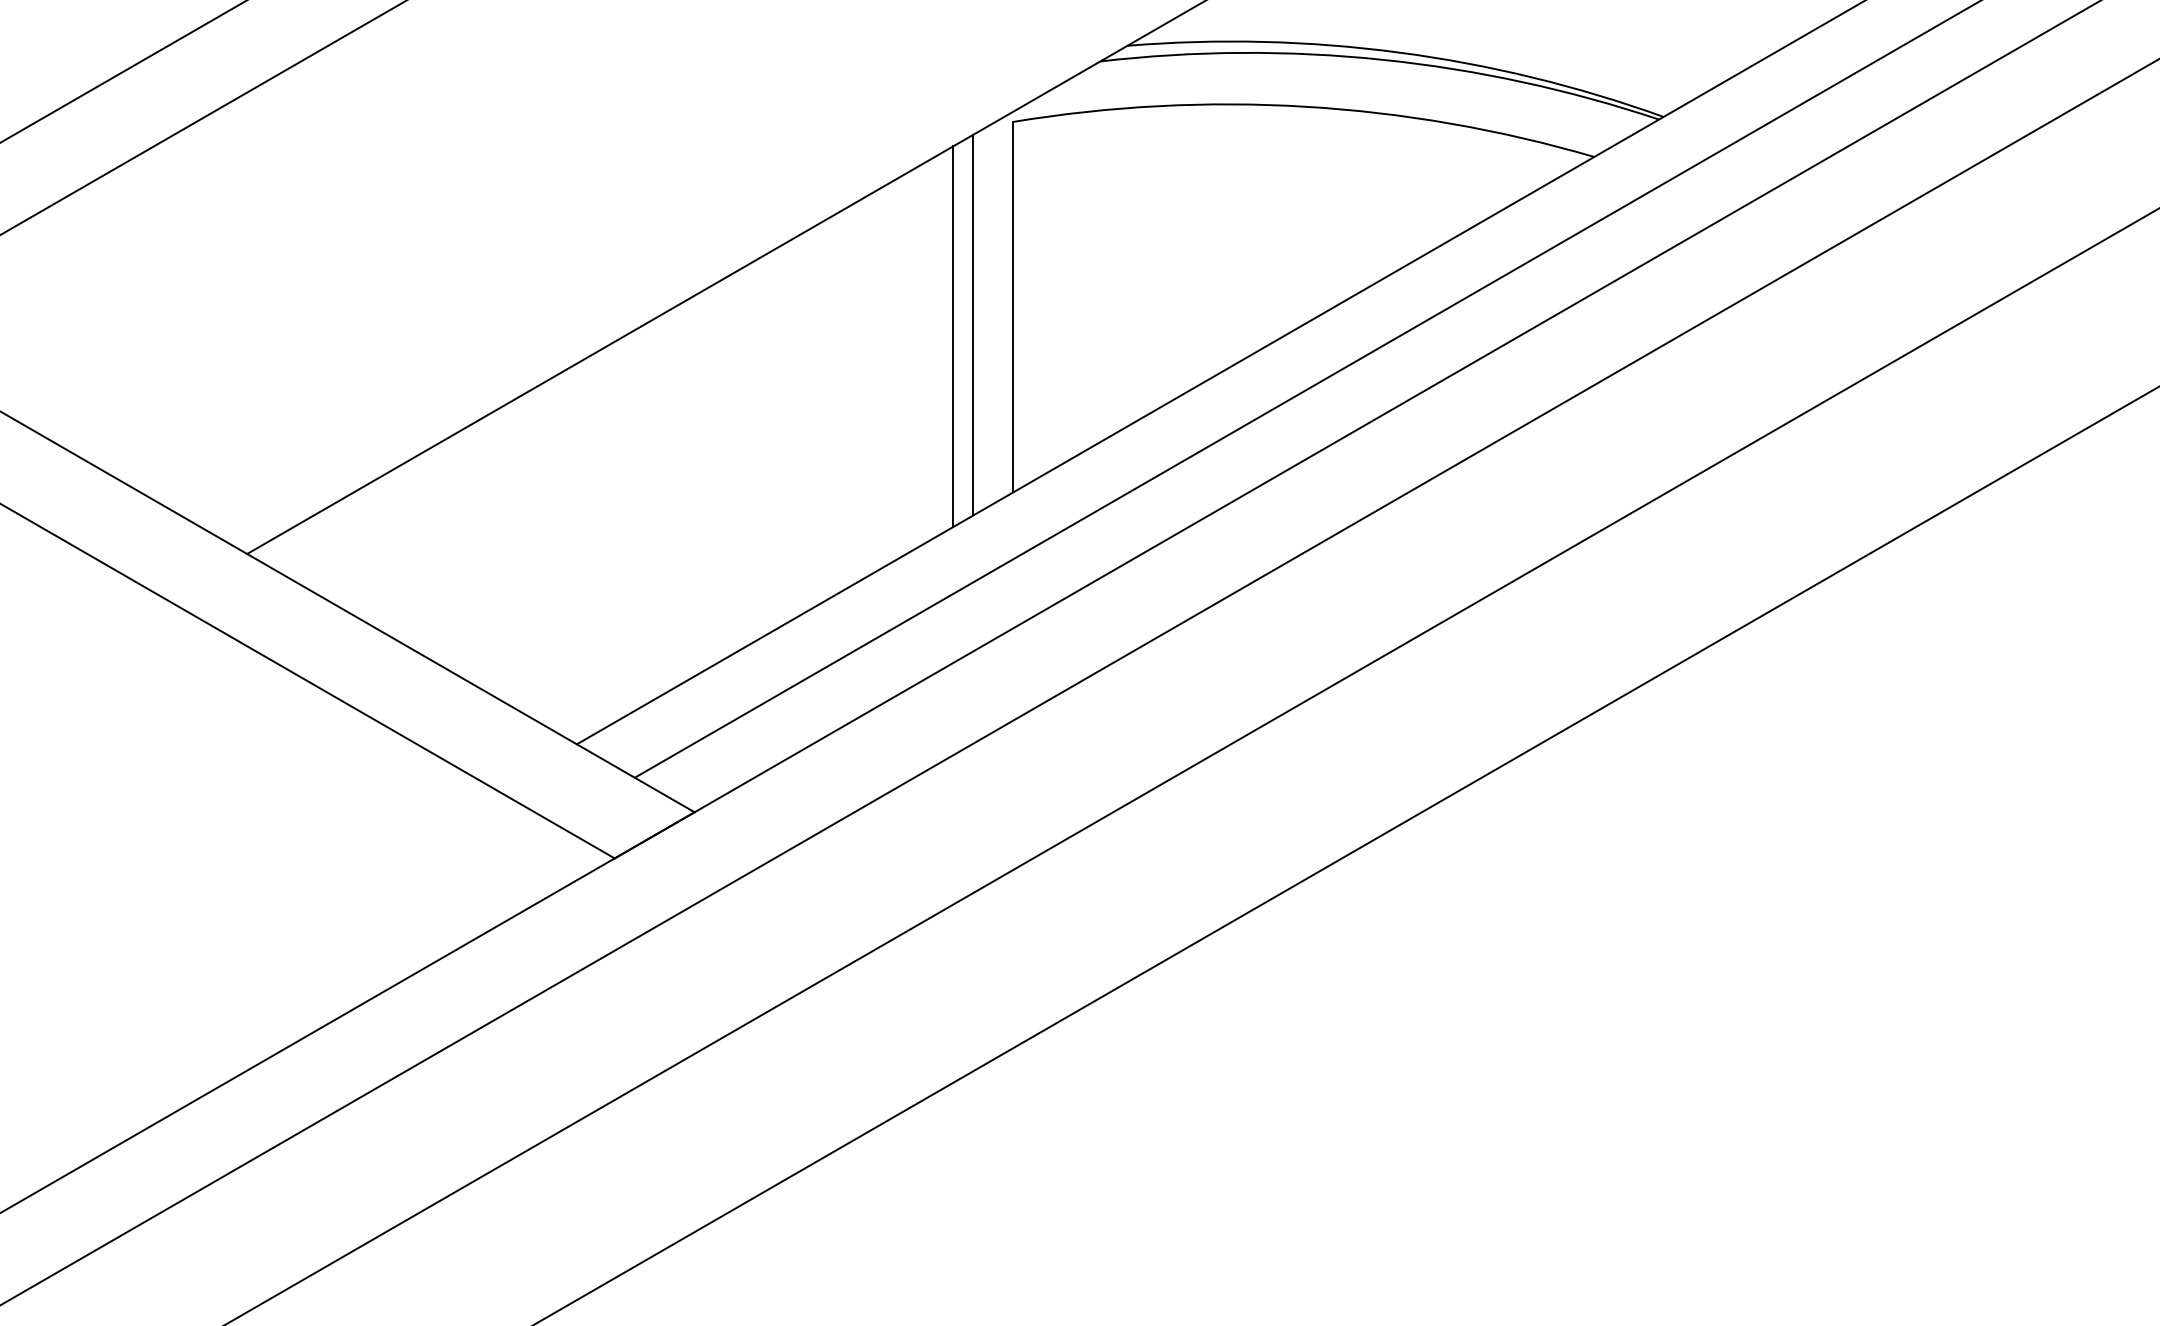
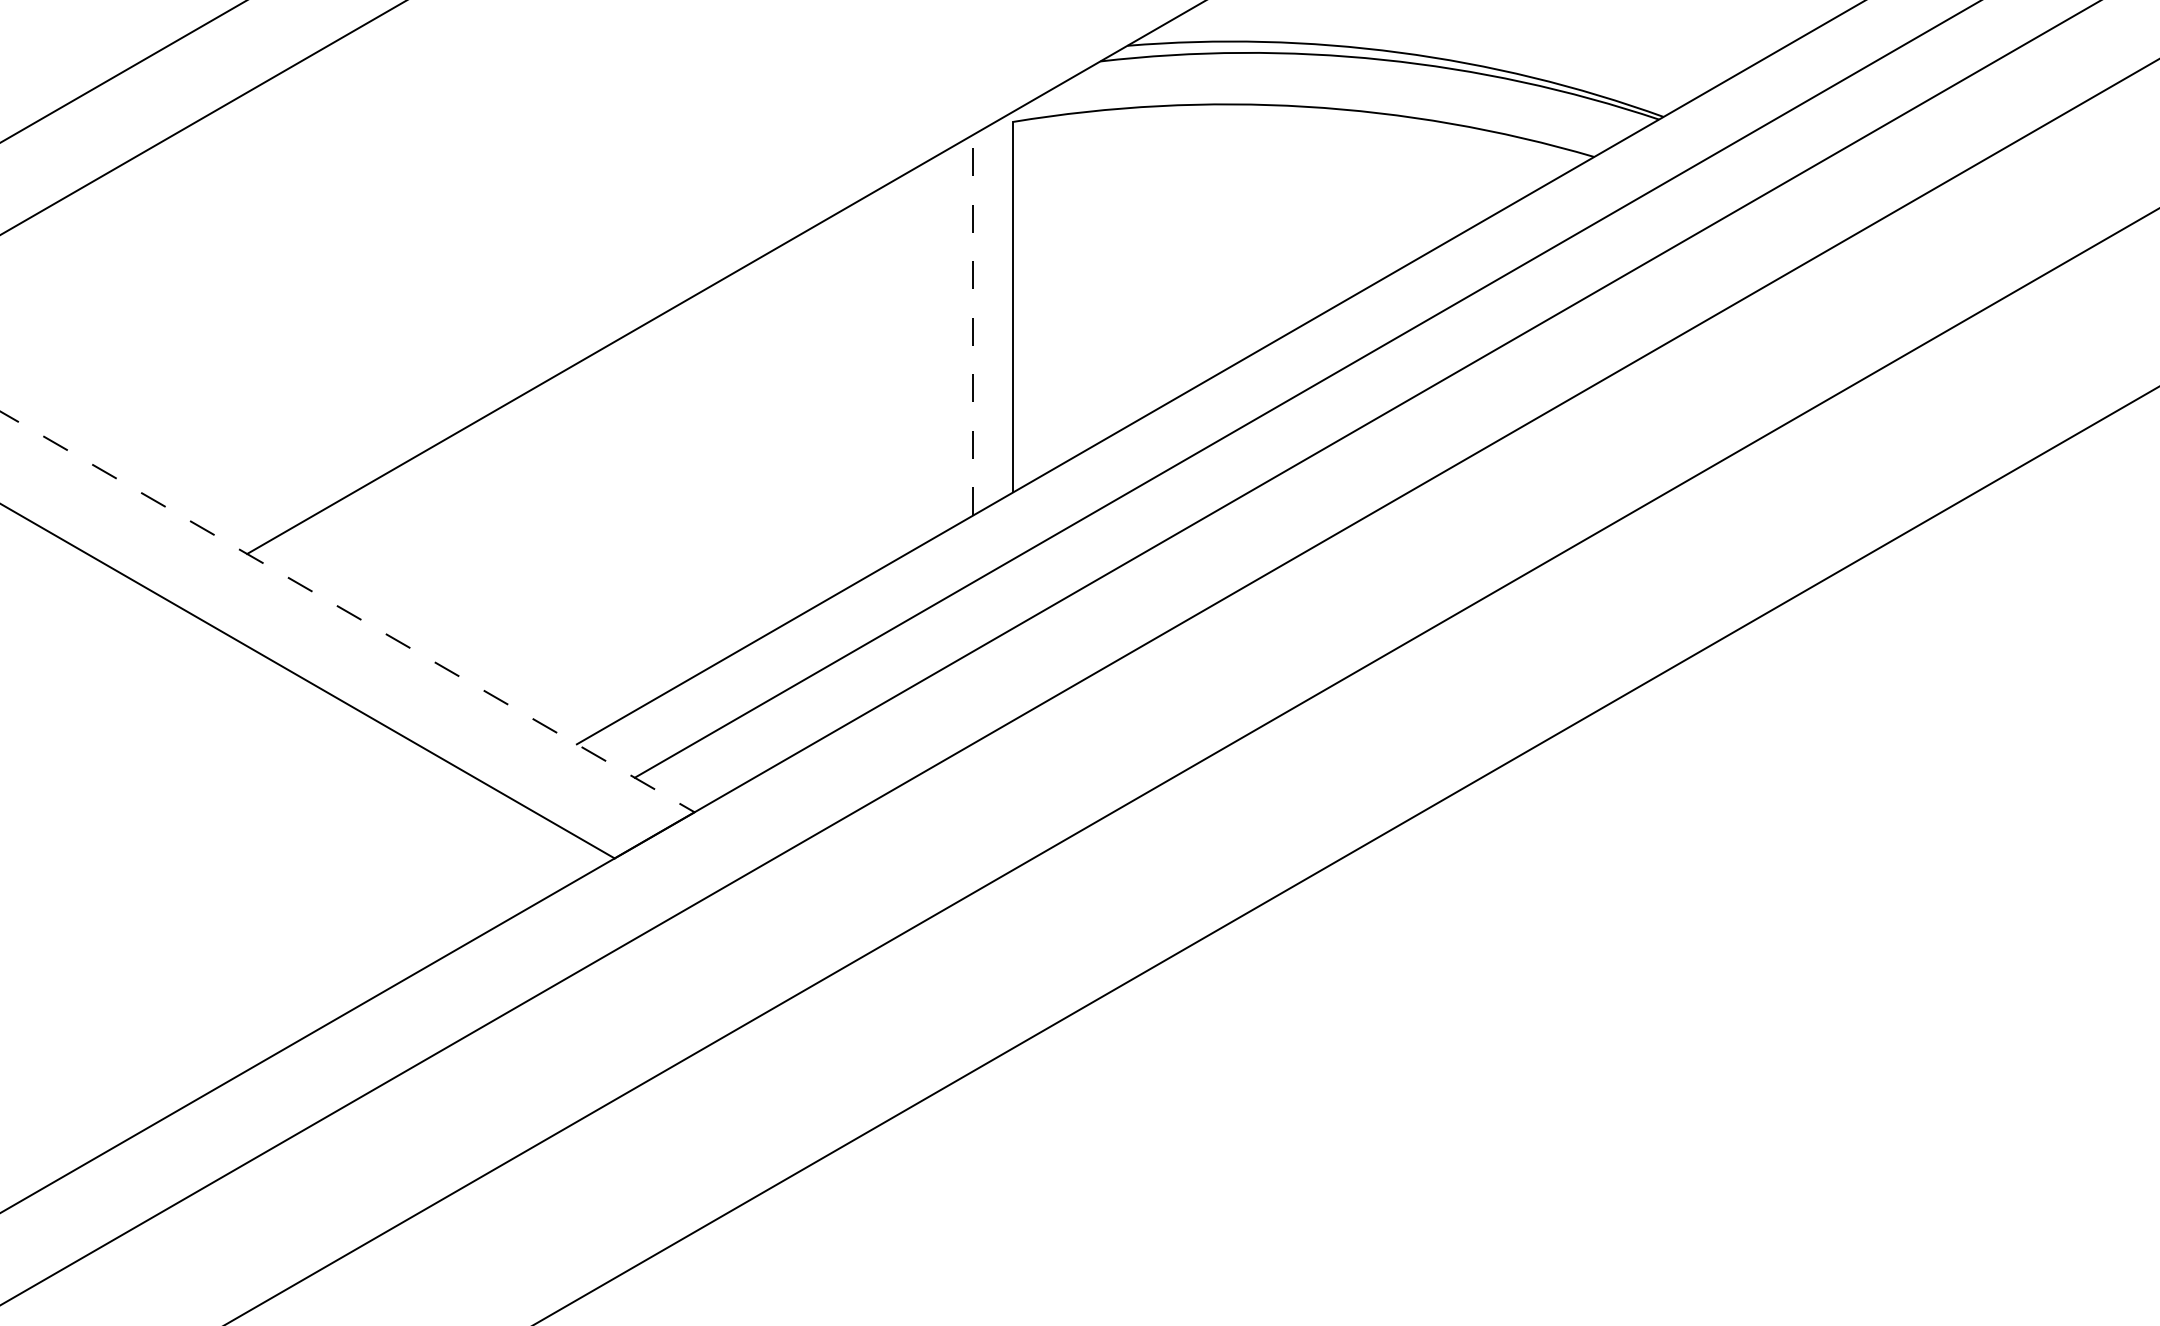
line: solid -> dashed (973, 324)
line: present -> none (953, 336)
line: solid -> dashed (347, 611)
